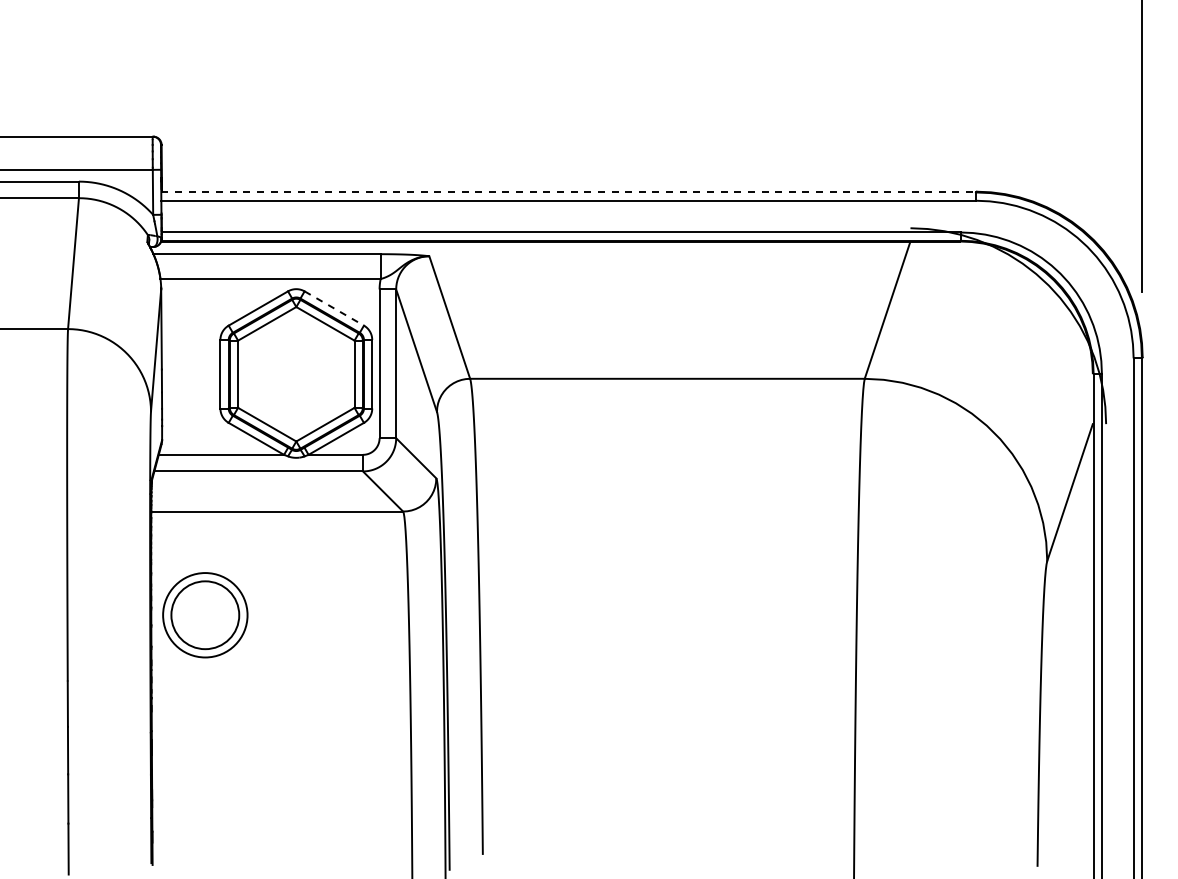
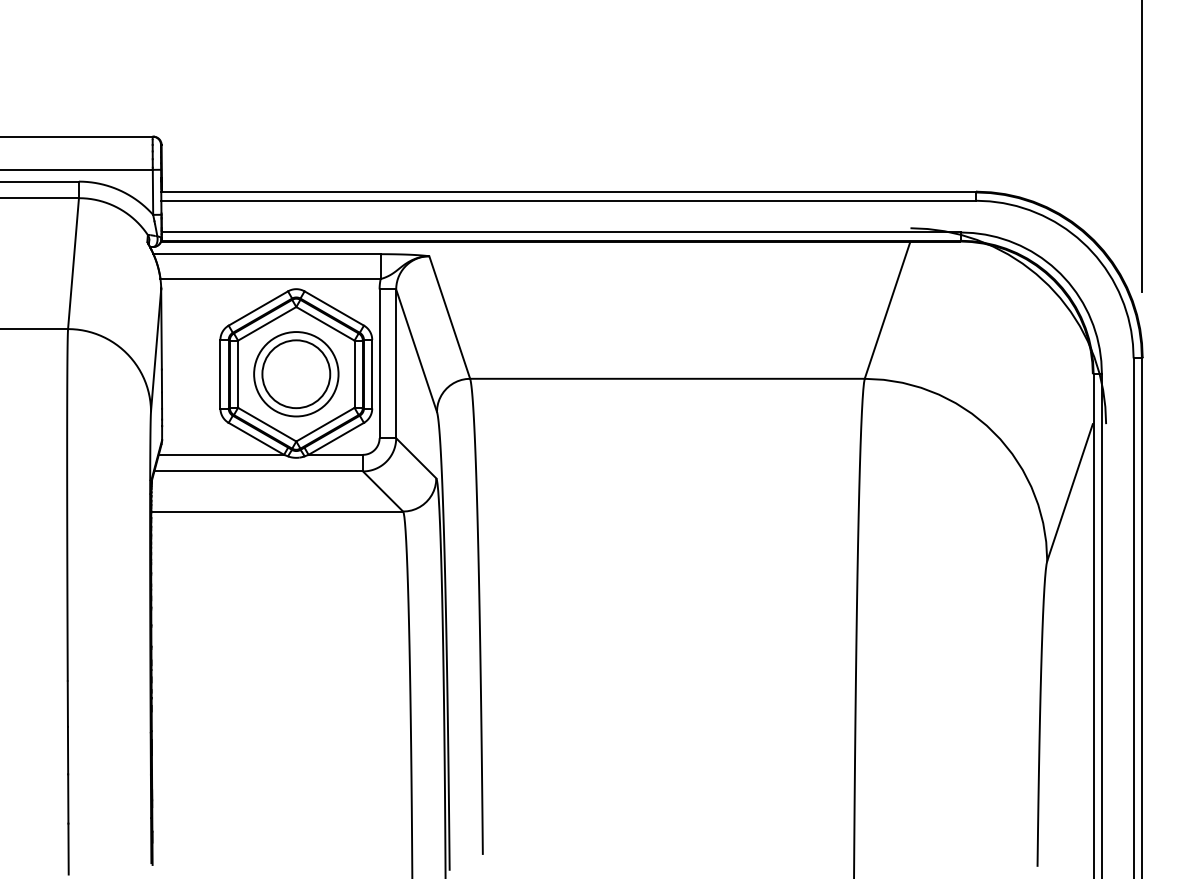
line: dashed -> solid (569, 192)
line: dashed -> solid (334, 308)
part position: (205, 615) -> (296, 374) (296, 374)
